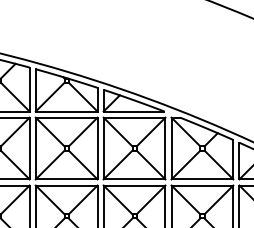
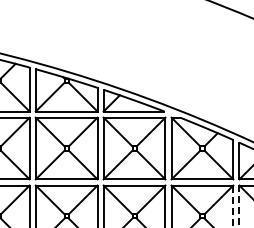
line: solid -> dashed (233, 206)
line: solid -> dashed (239, 206)
